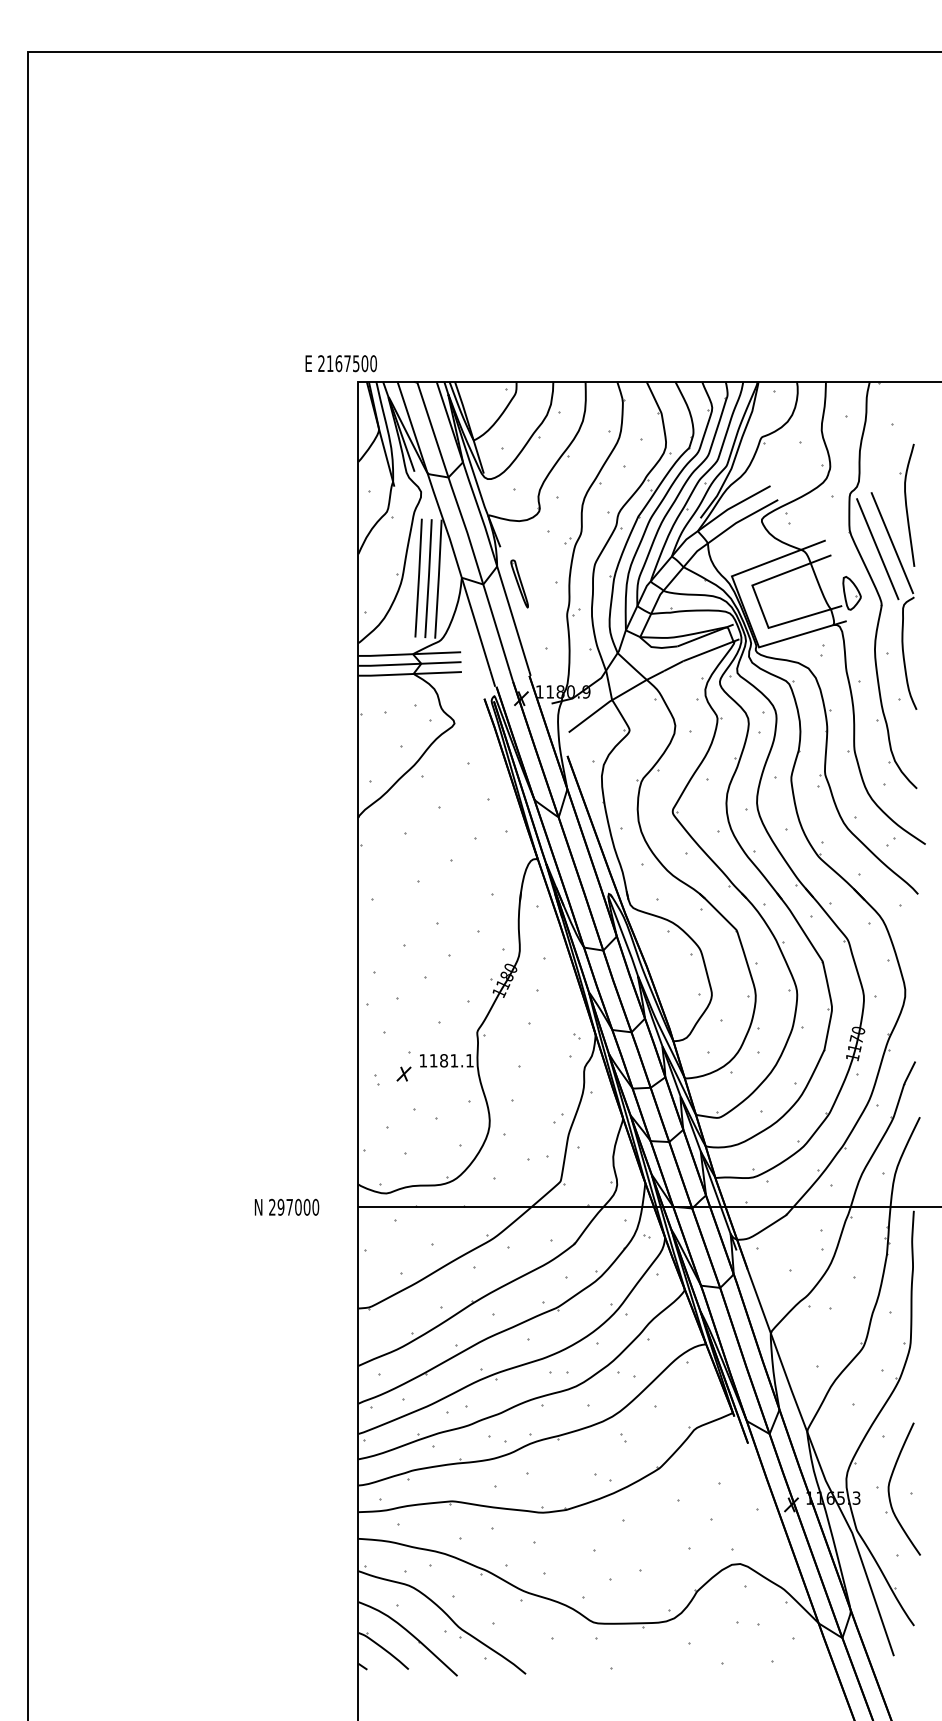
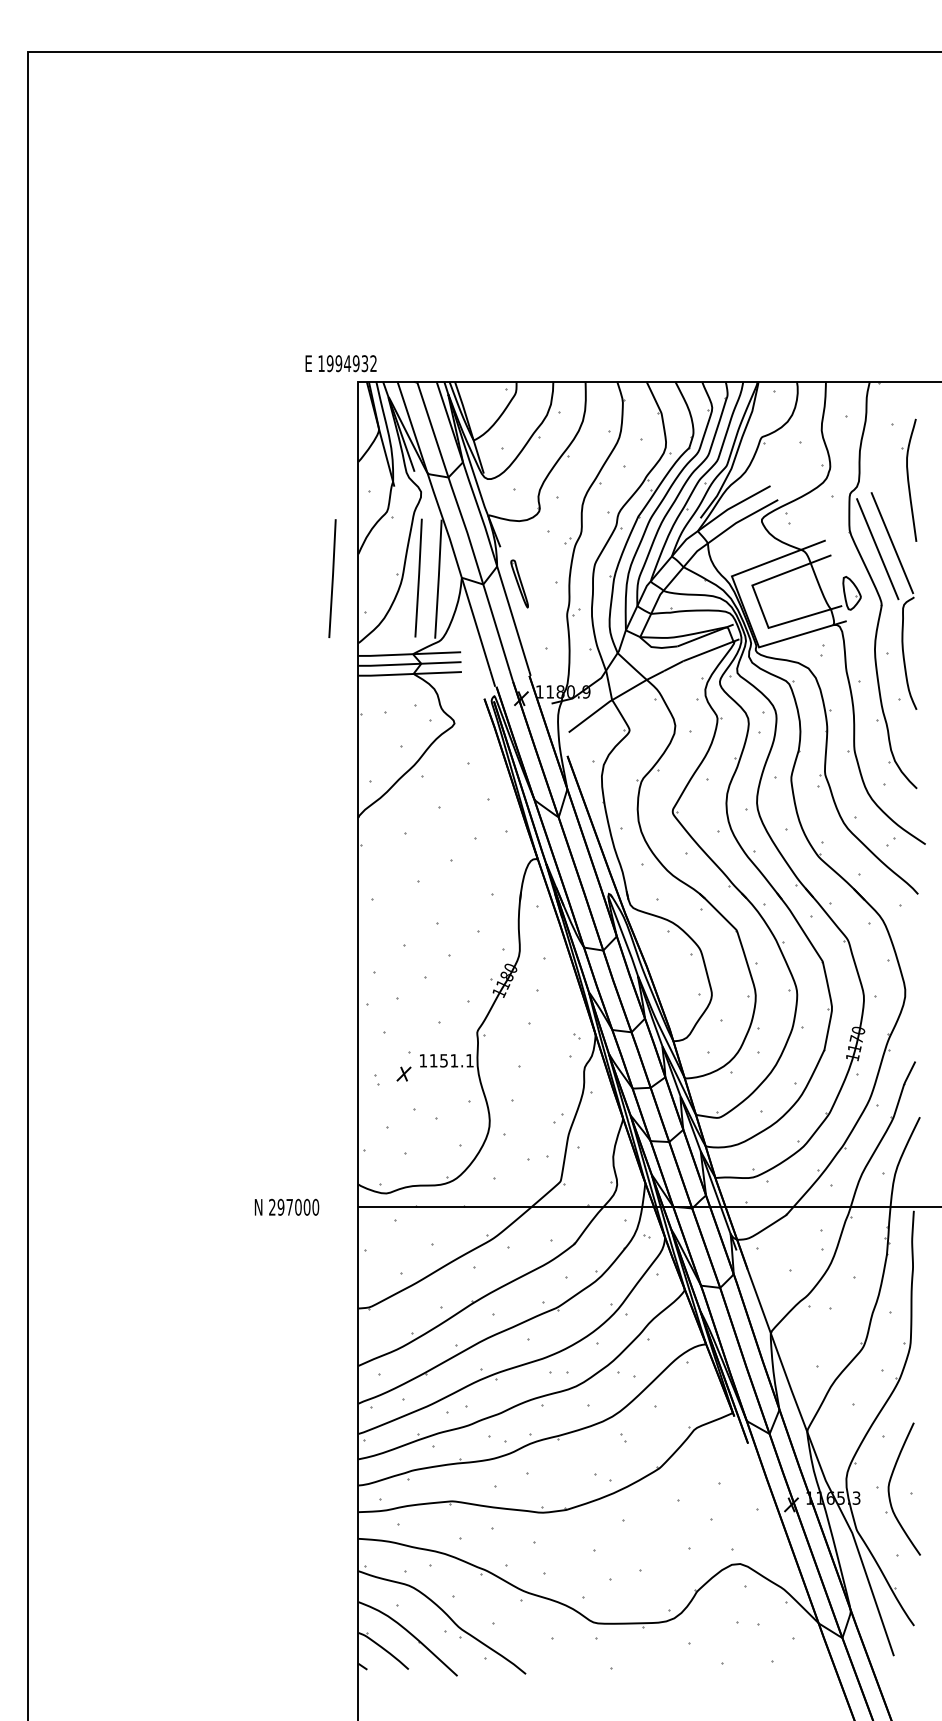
text: 2167500 -> 1994932 (347, 363)
part position: (907, 504) -> (909, 479) (909, 479)
line position: (428, 578) -> (332, 578) (332, 578)
text: 1181.1 -> 1151.1 (444, 1060)
